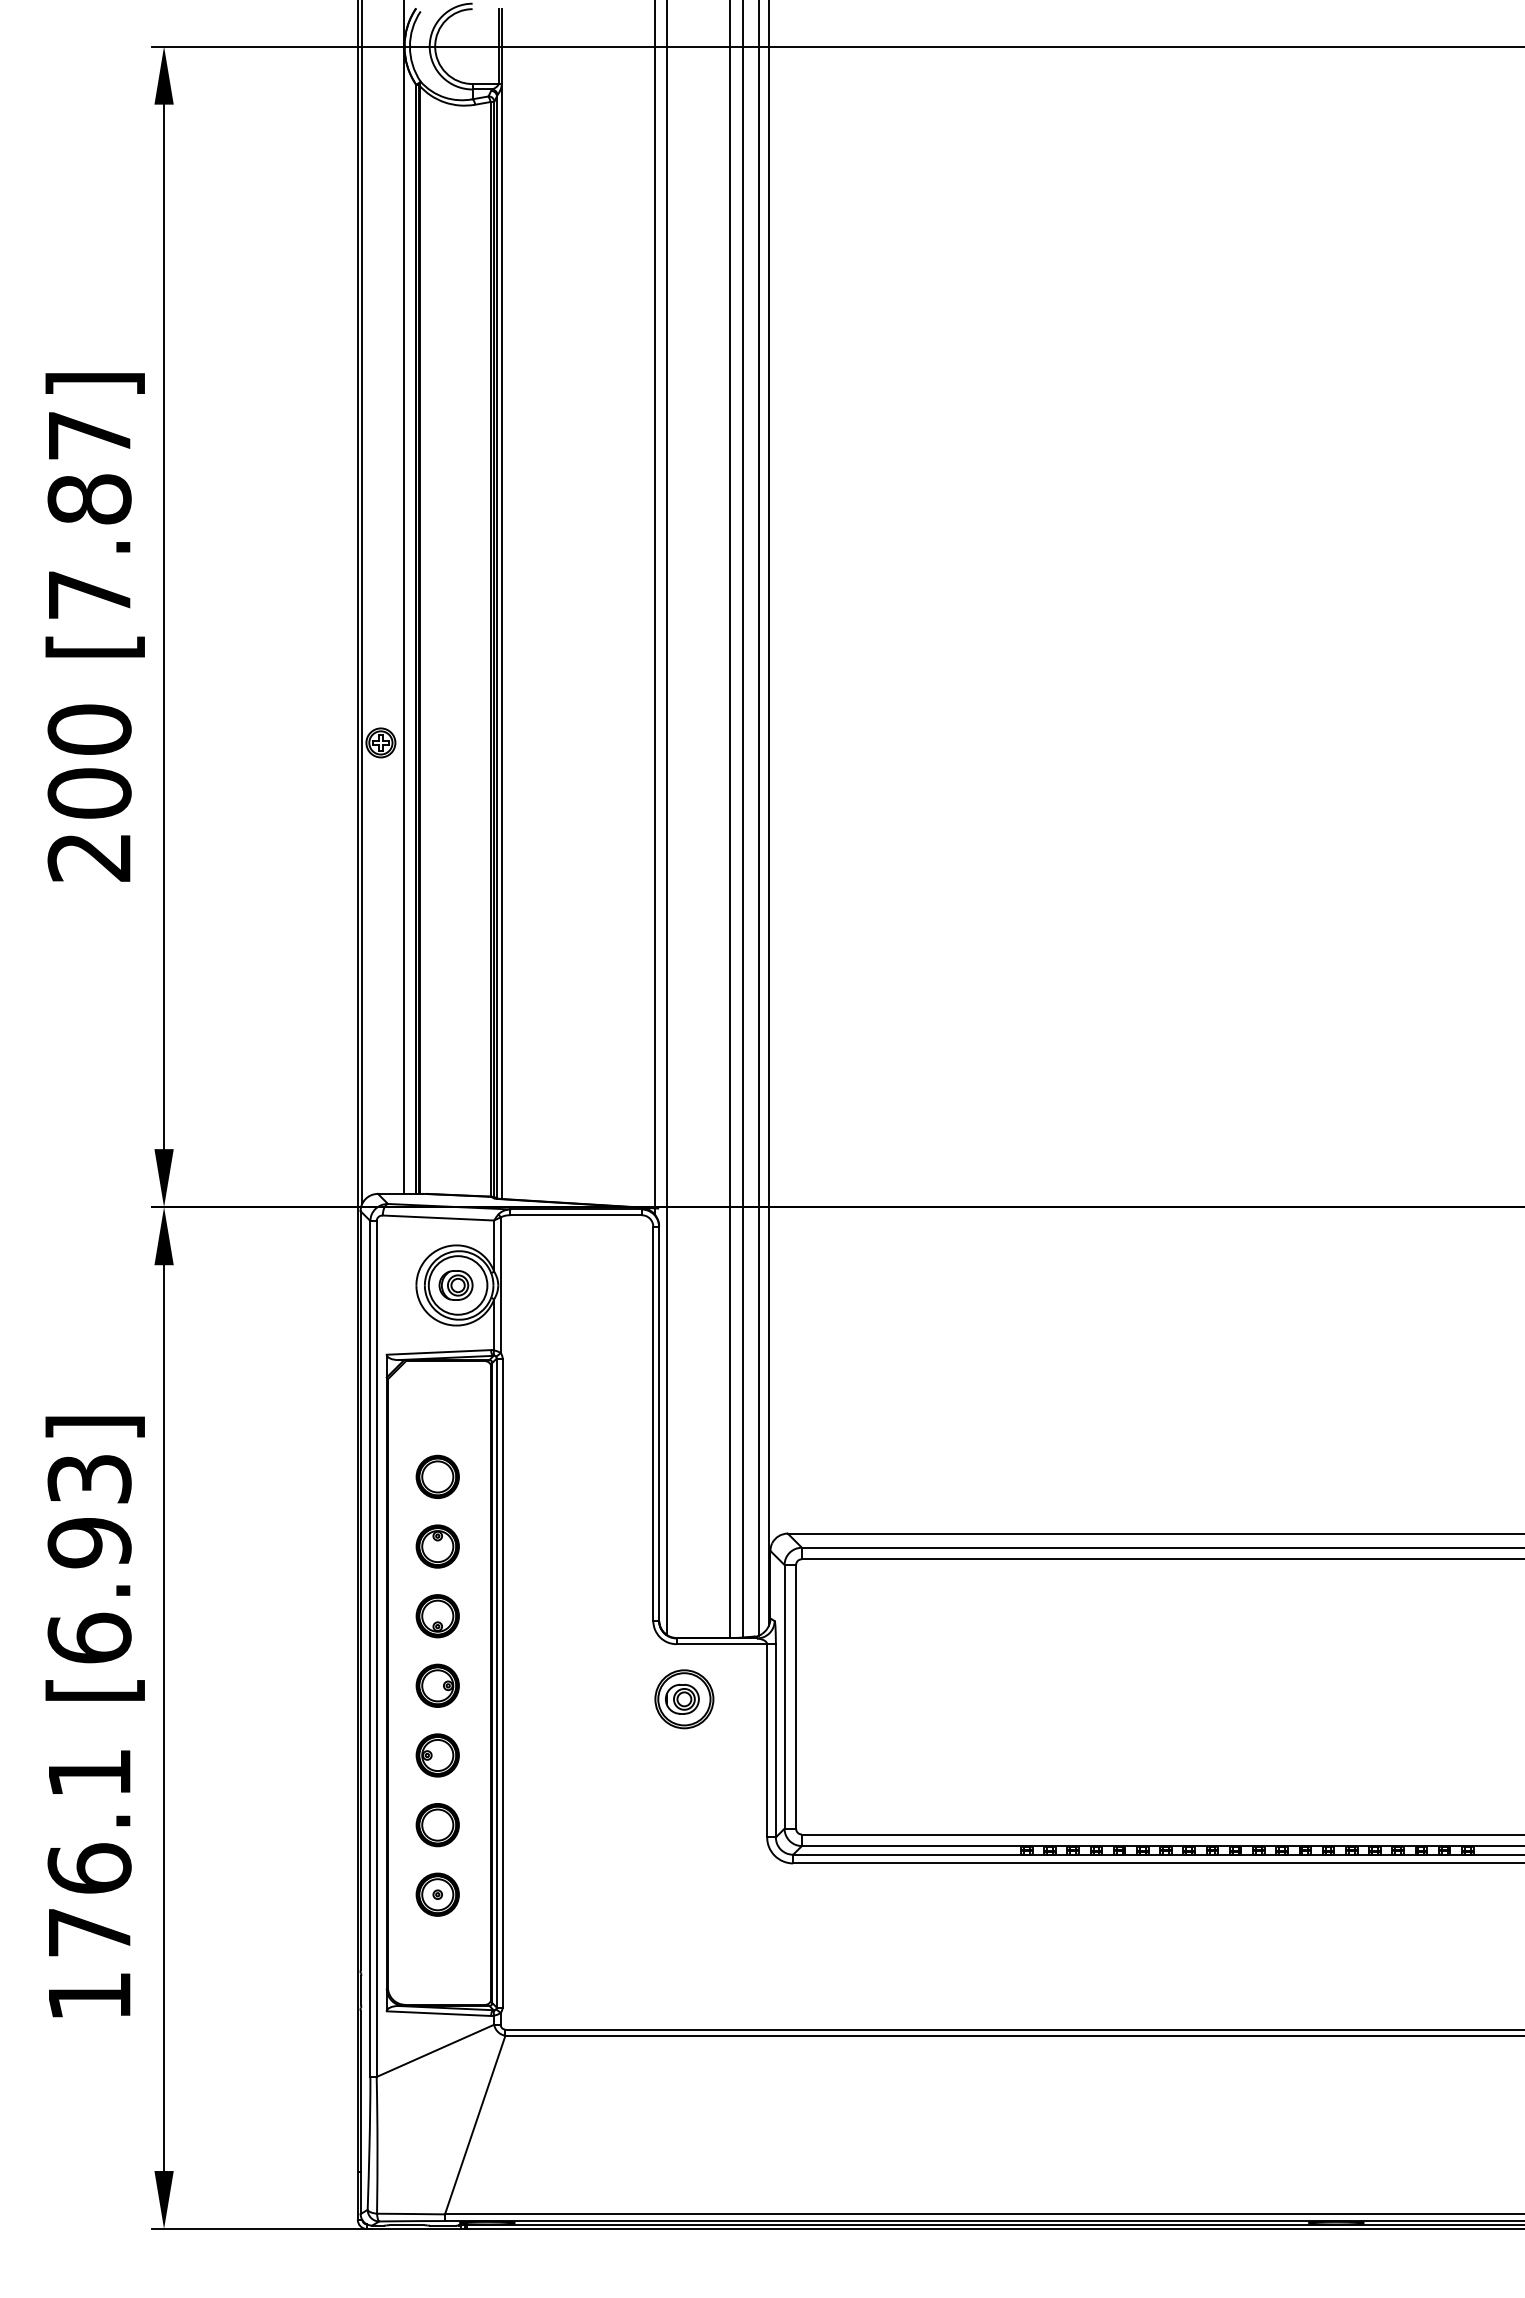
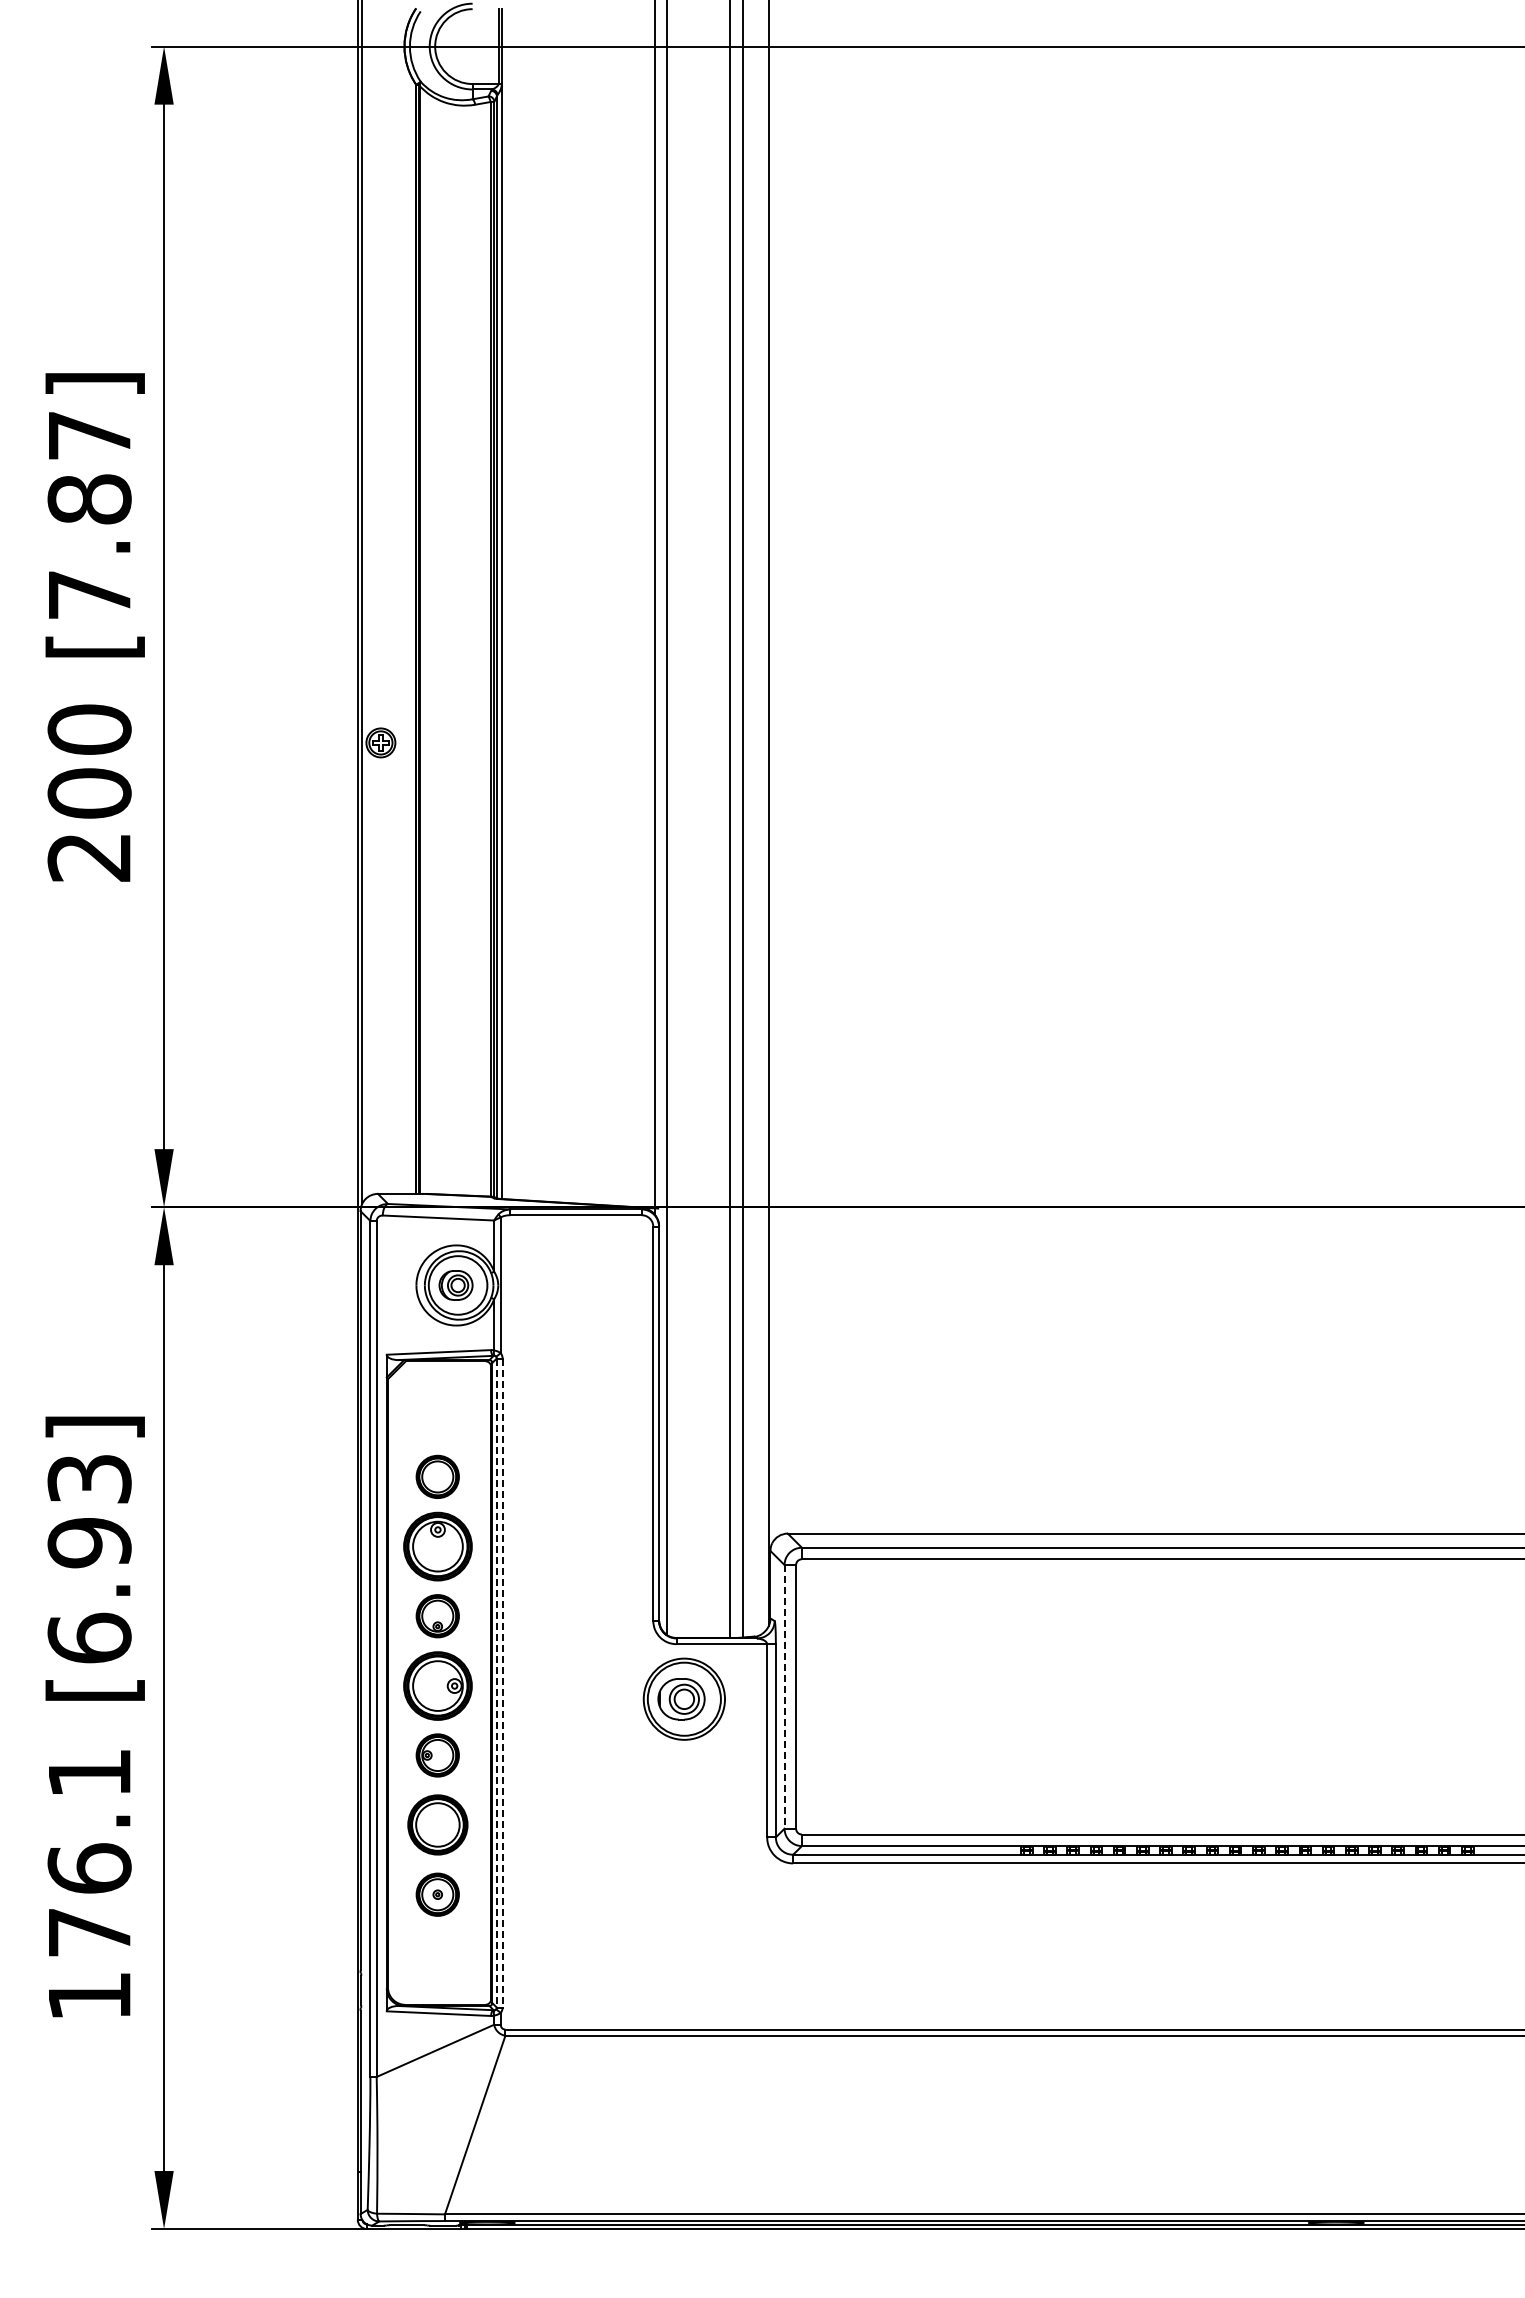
line: present -> none (404, 597)
line: present -> none (758, 818)
part size: 45x45 px -> 70x71 px (437, 1546)
line: solid -> dashed (496, 1683)
line: solid -> dashed (502, 1683)
part size: 45x45 px -> 70x70 px (437, 1685)
line: solid -> dashed (784, 1696)
part size: 61x61 px -> 84x84 px (683, 1698)
part size: 45x45 px -> 62x62 px (437, 1824)
